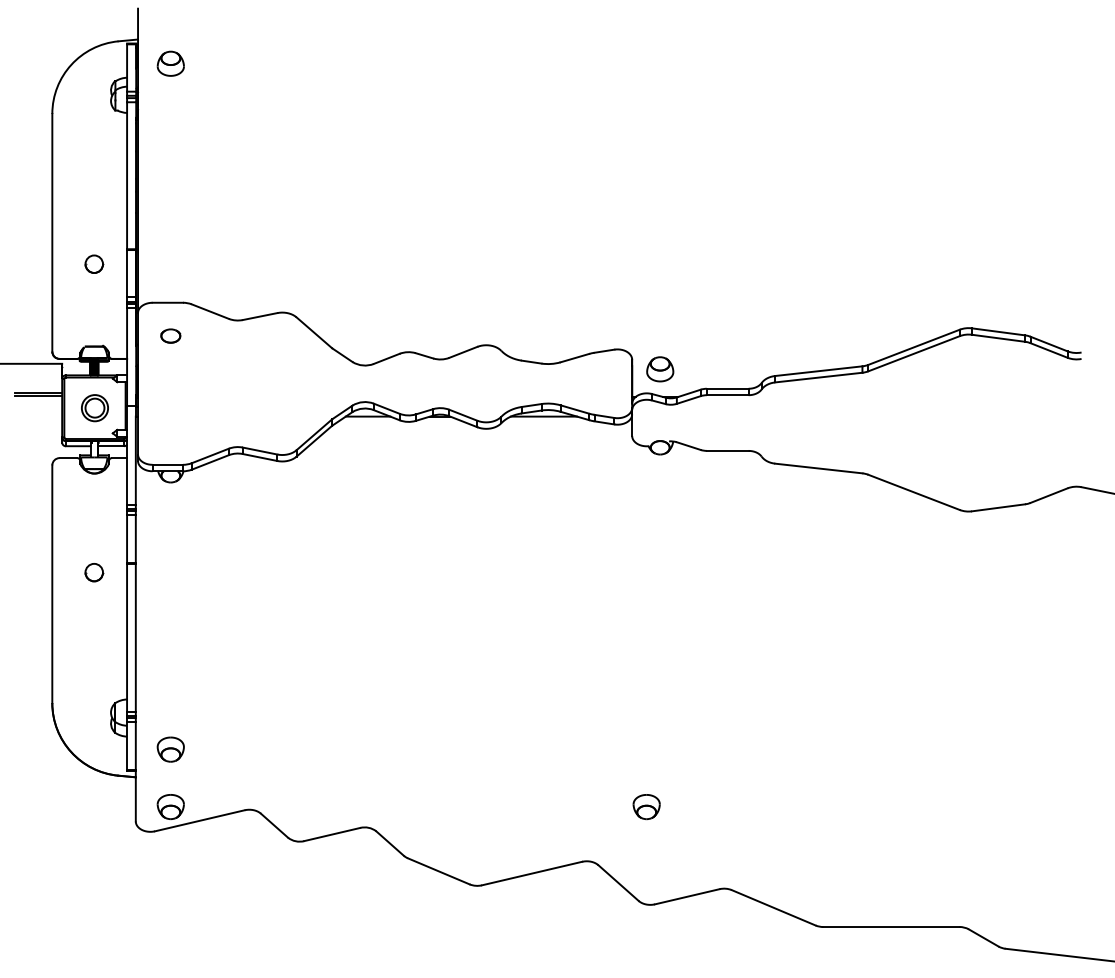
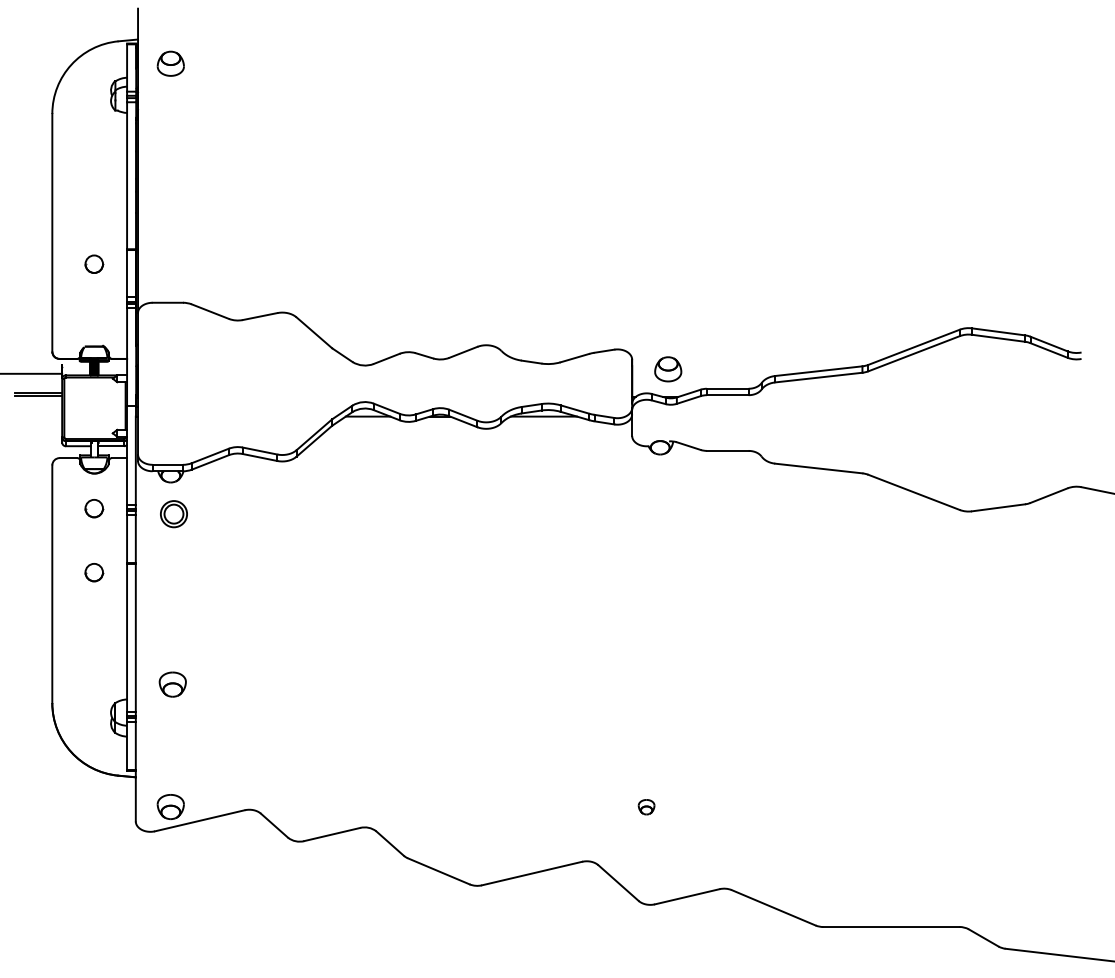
part: present -> none (170, 335)
line position: (32, 363) -> (32, 373) (32, 373)
part position: (660, 369) -> (668, 369) (668, 369)
part position: (94, 408) -> (173, 514) (173, 514)
part: none -> present (94, 508)
part position: (170, 749) -> (172, 684) (172, 684)
part size: 29x27 px -> 19x17 px (646, 807)
